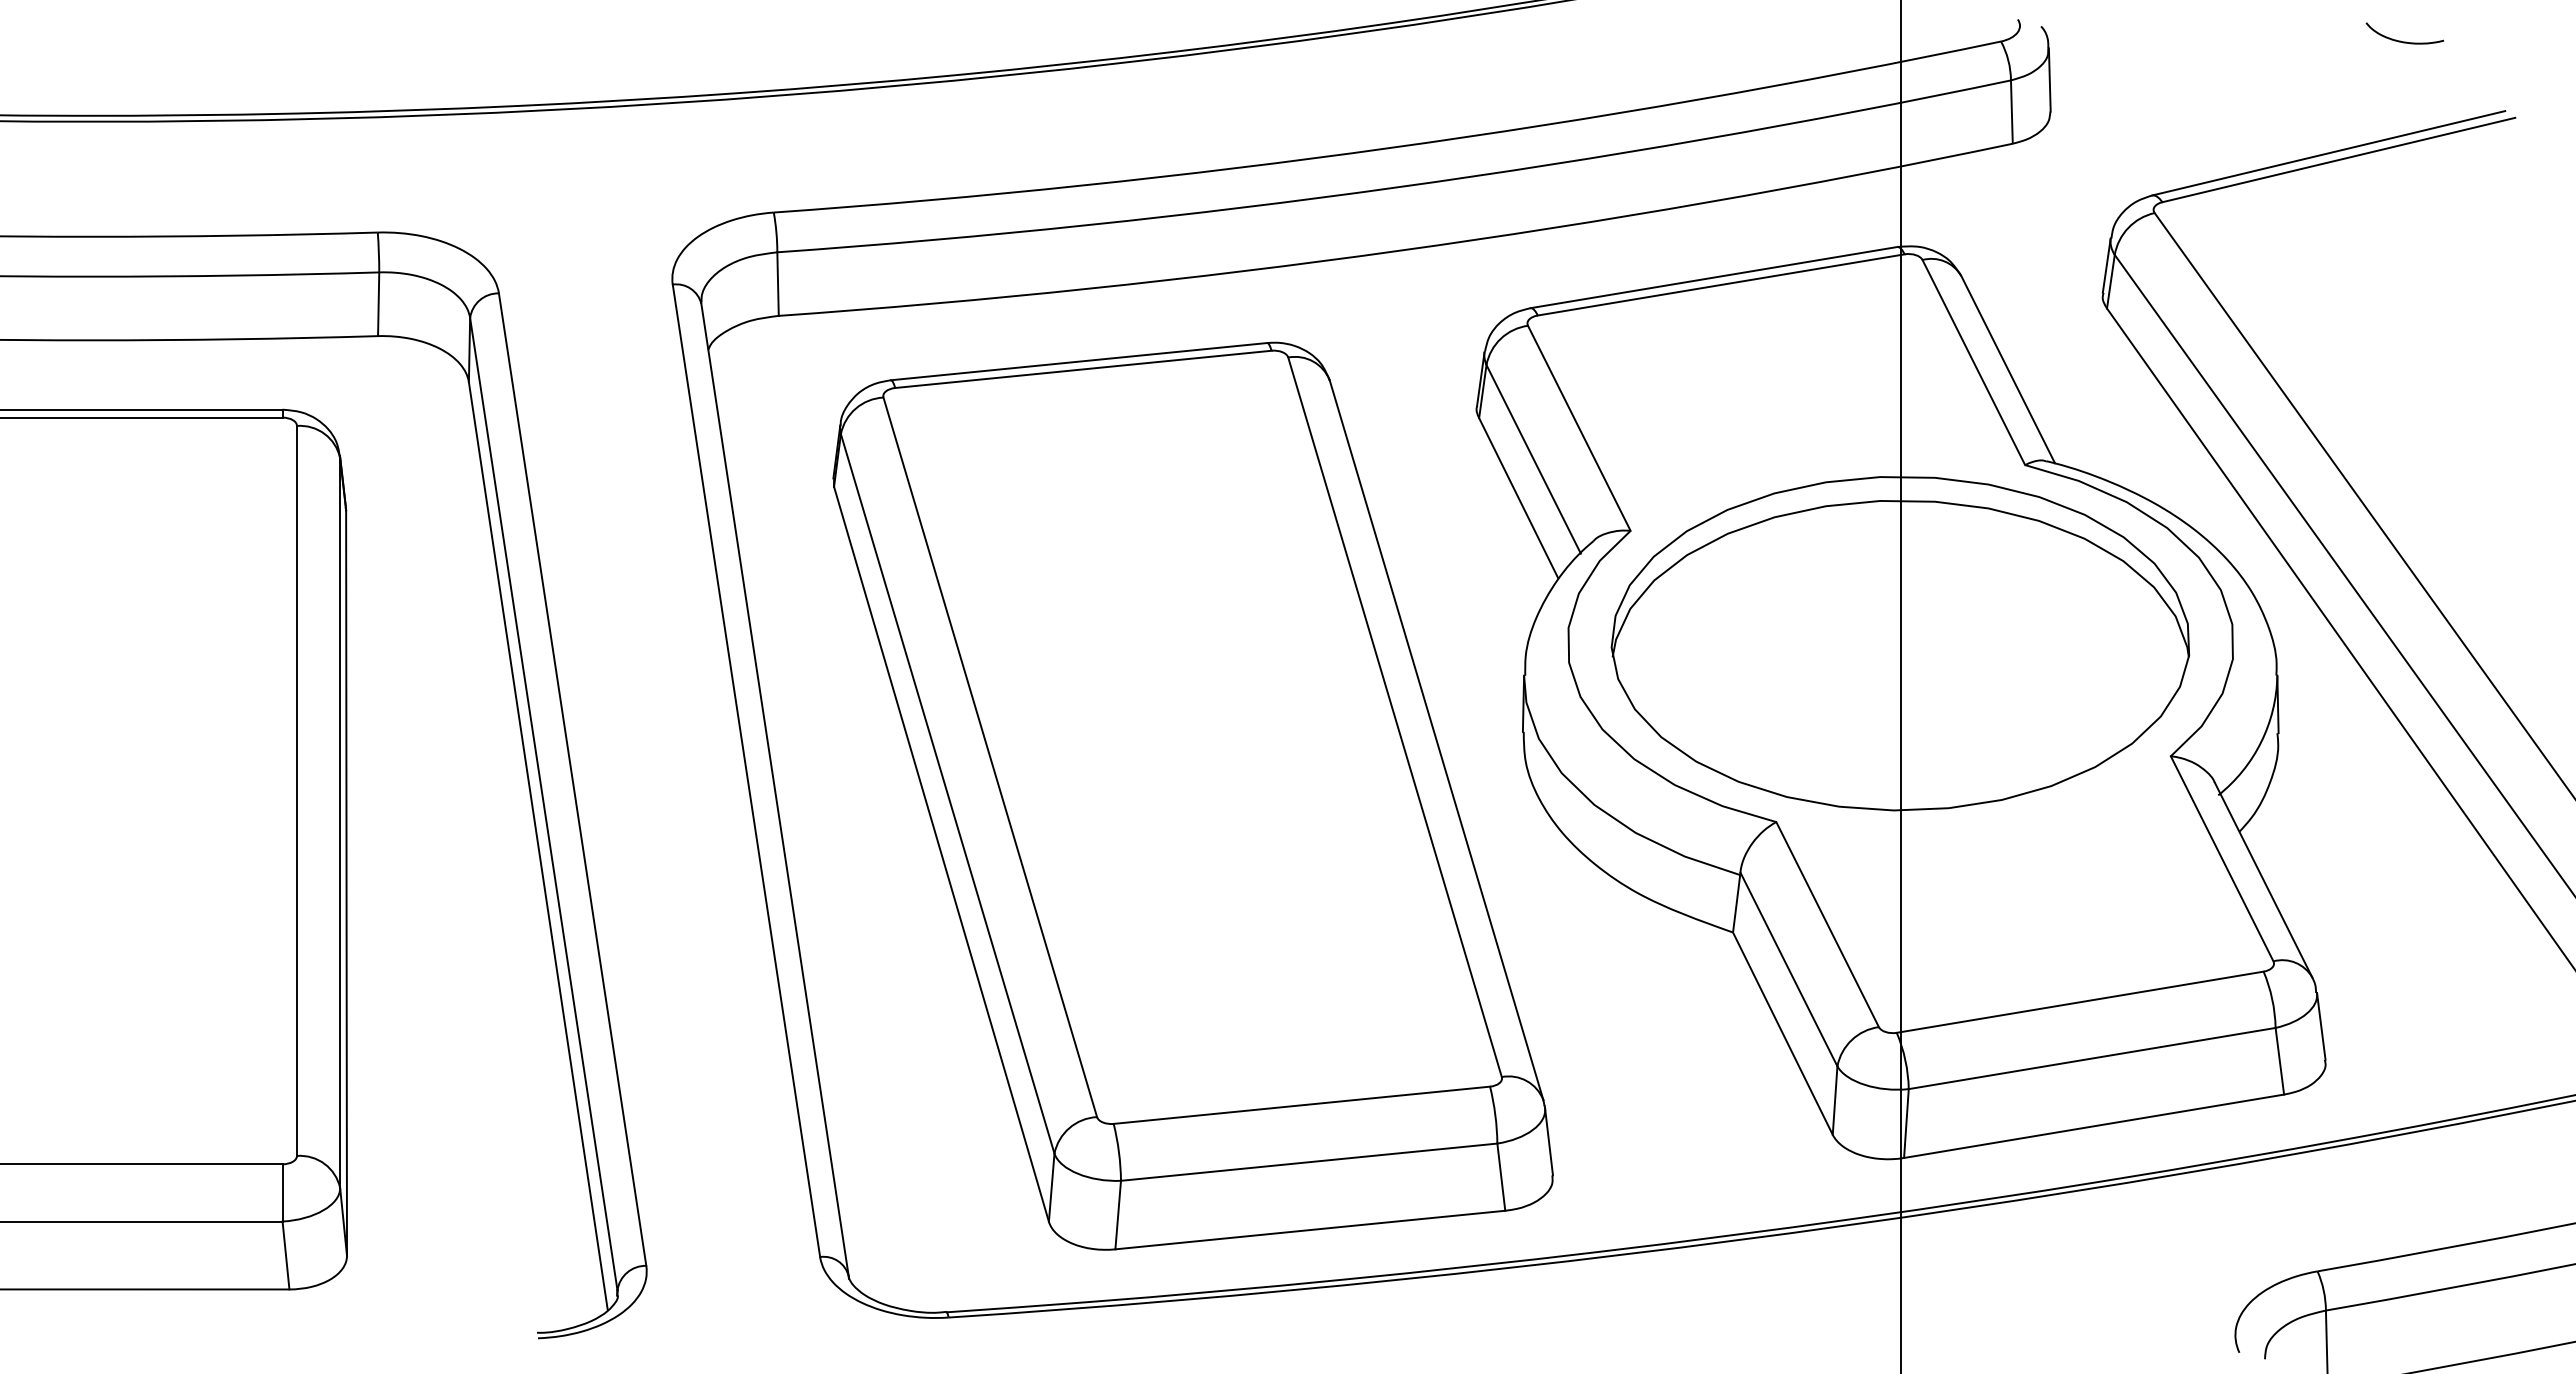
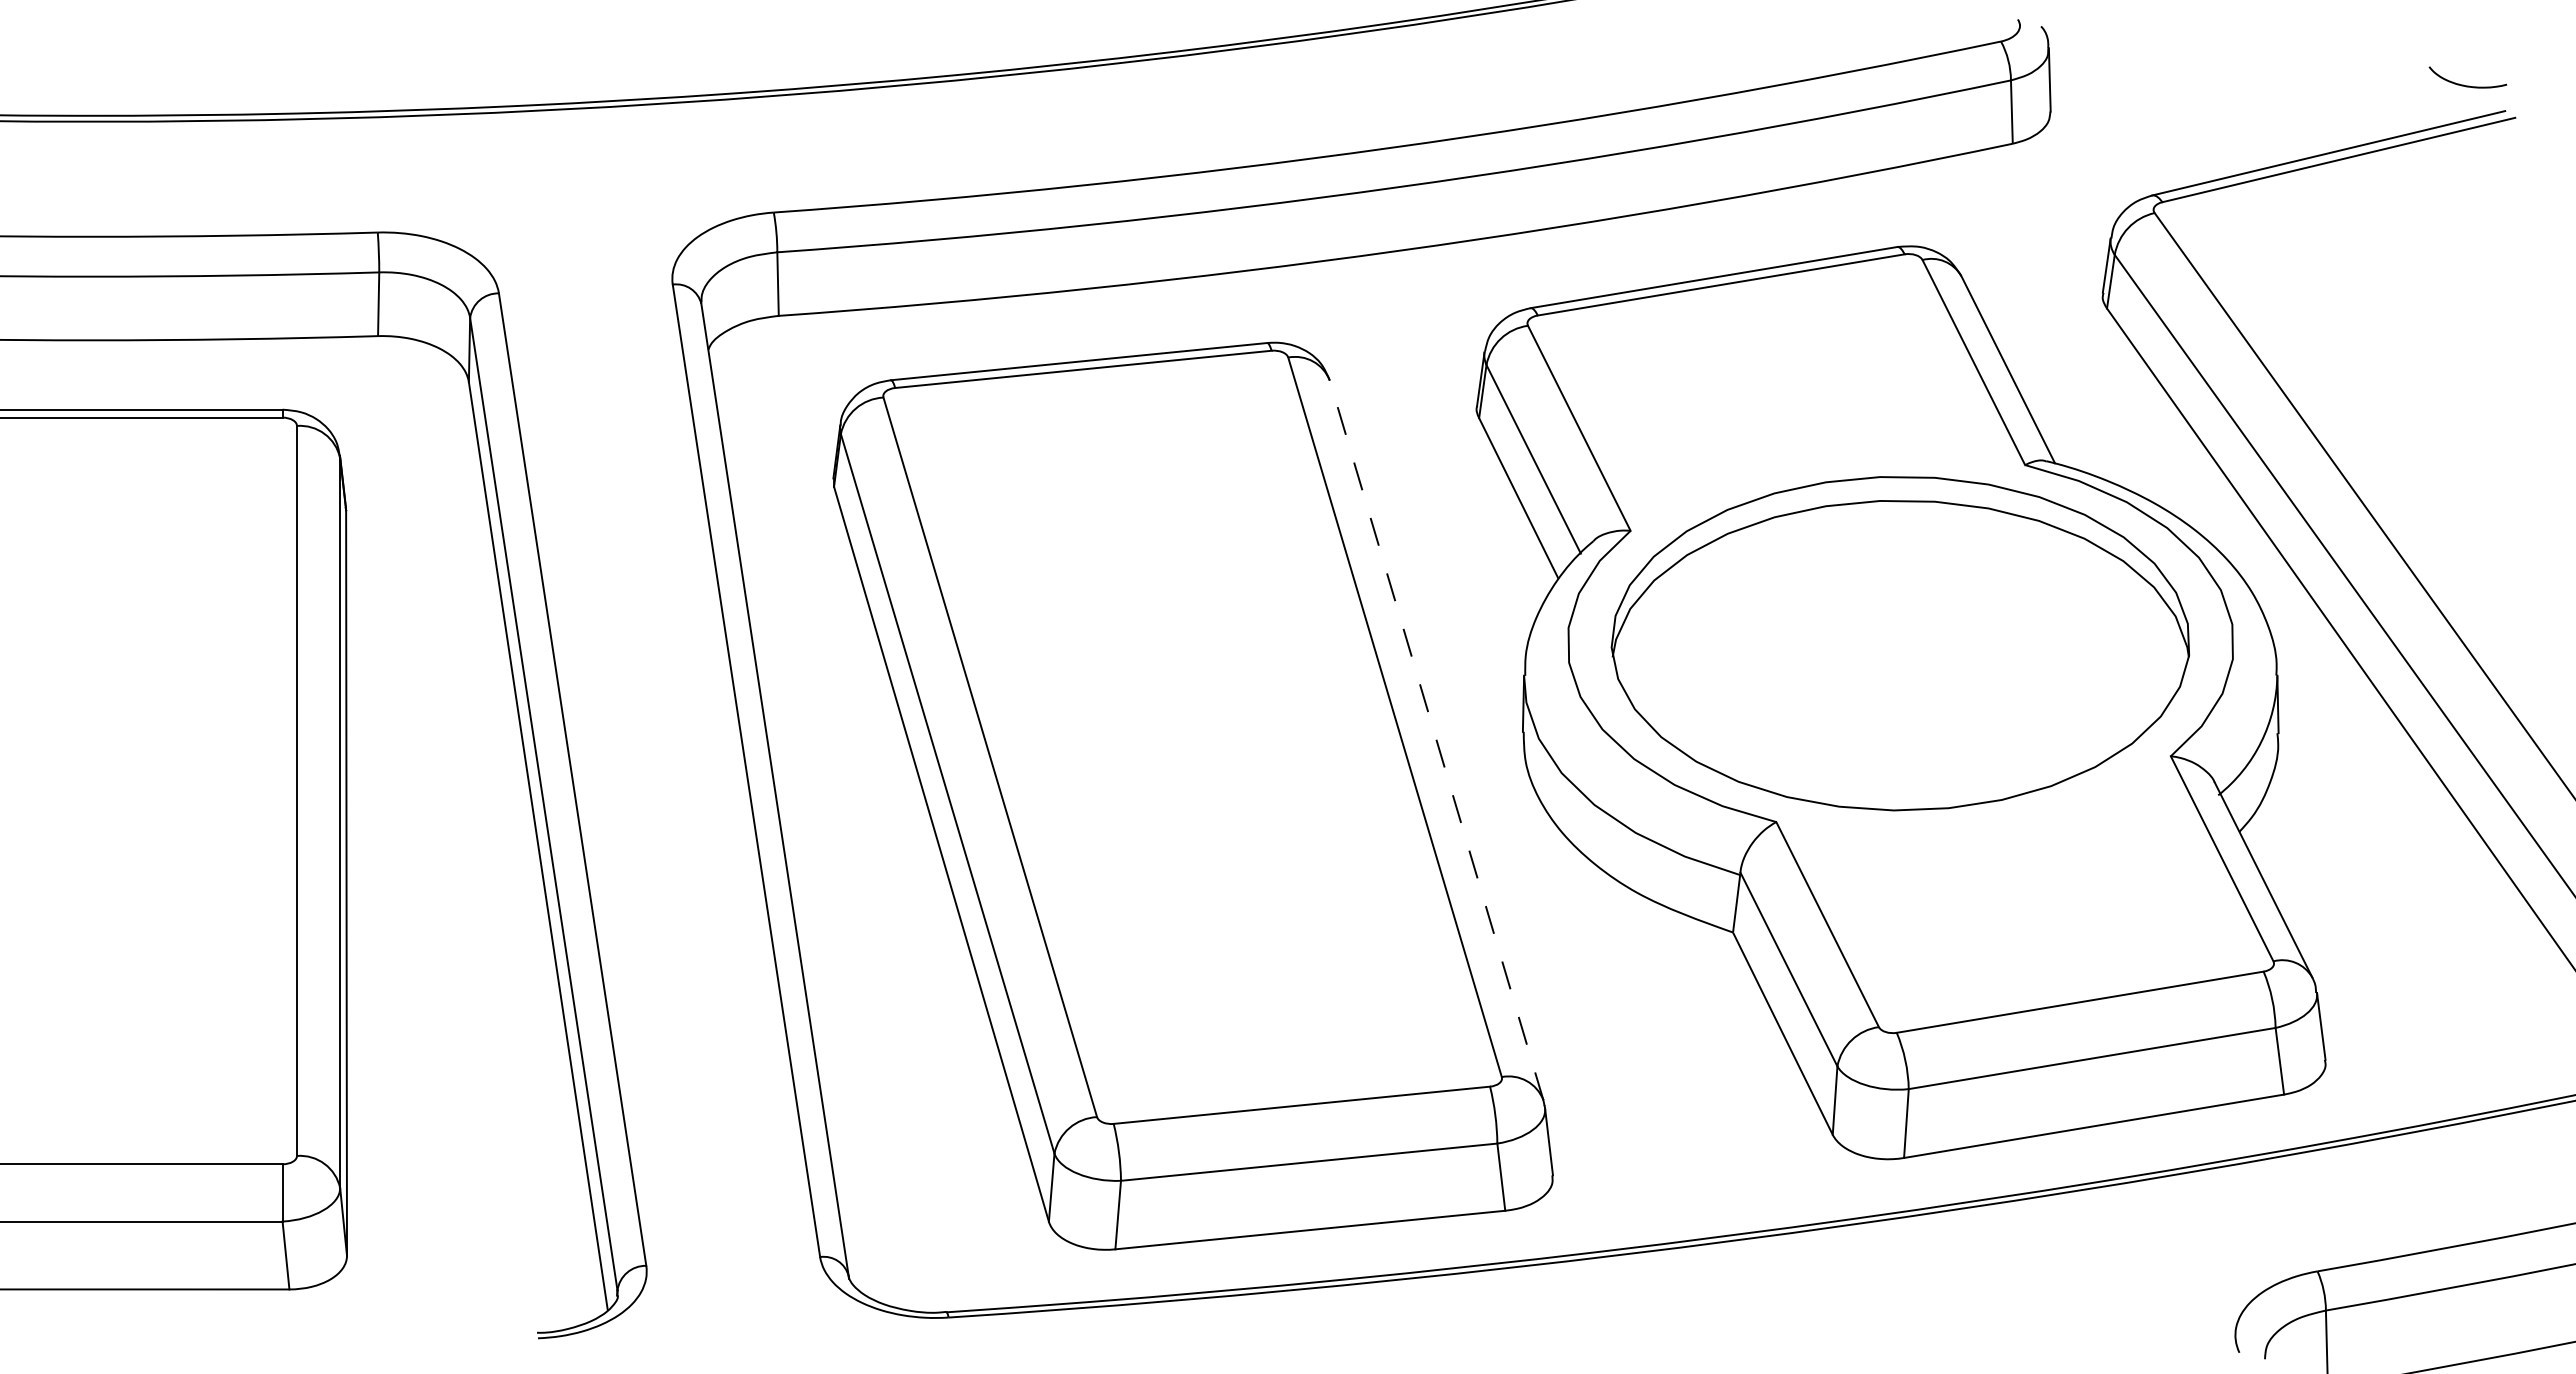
curve position: (2404, 41) -> (2467, 85) (2467, 85)
line: present -> none (1900, 686)
line: solid -> dashed (1436, 739)
